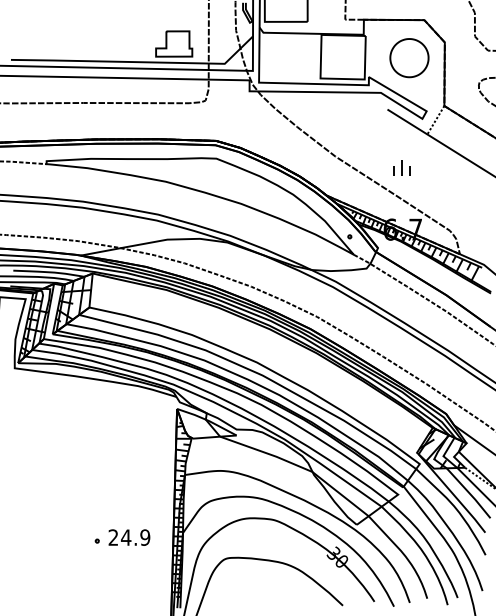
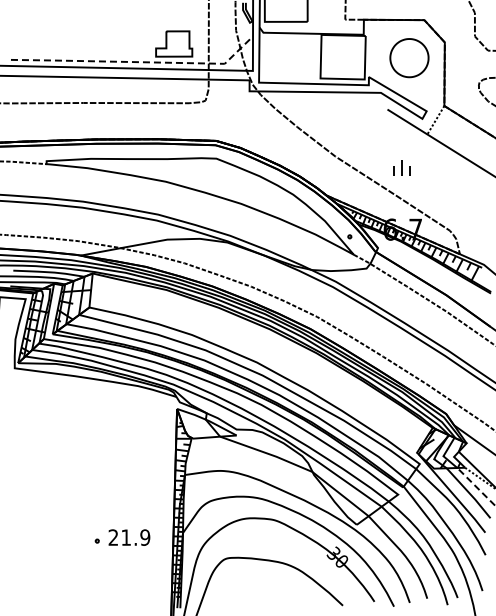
line: solid -> dashed (137, 62)
line: solid -> dashed (476, 486)
text: 24.9 -> 21.9 (125, 537)
